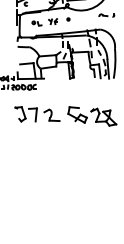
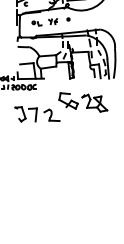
part: present -> none (106, 15)
part position: (92, 116) -> (83, 102) (83, 102)
